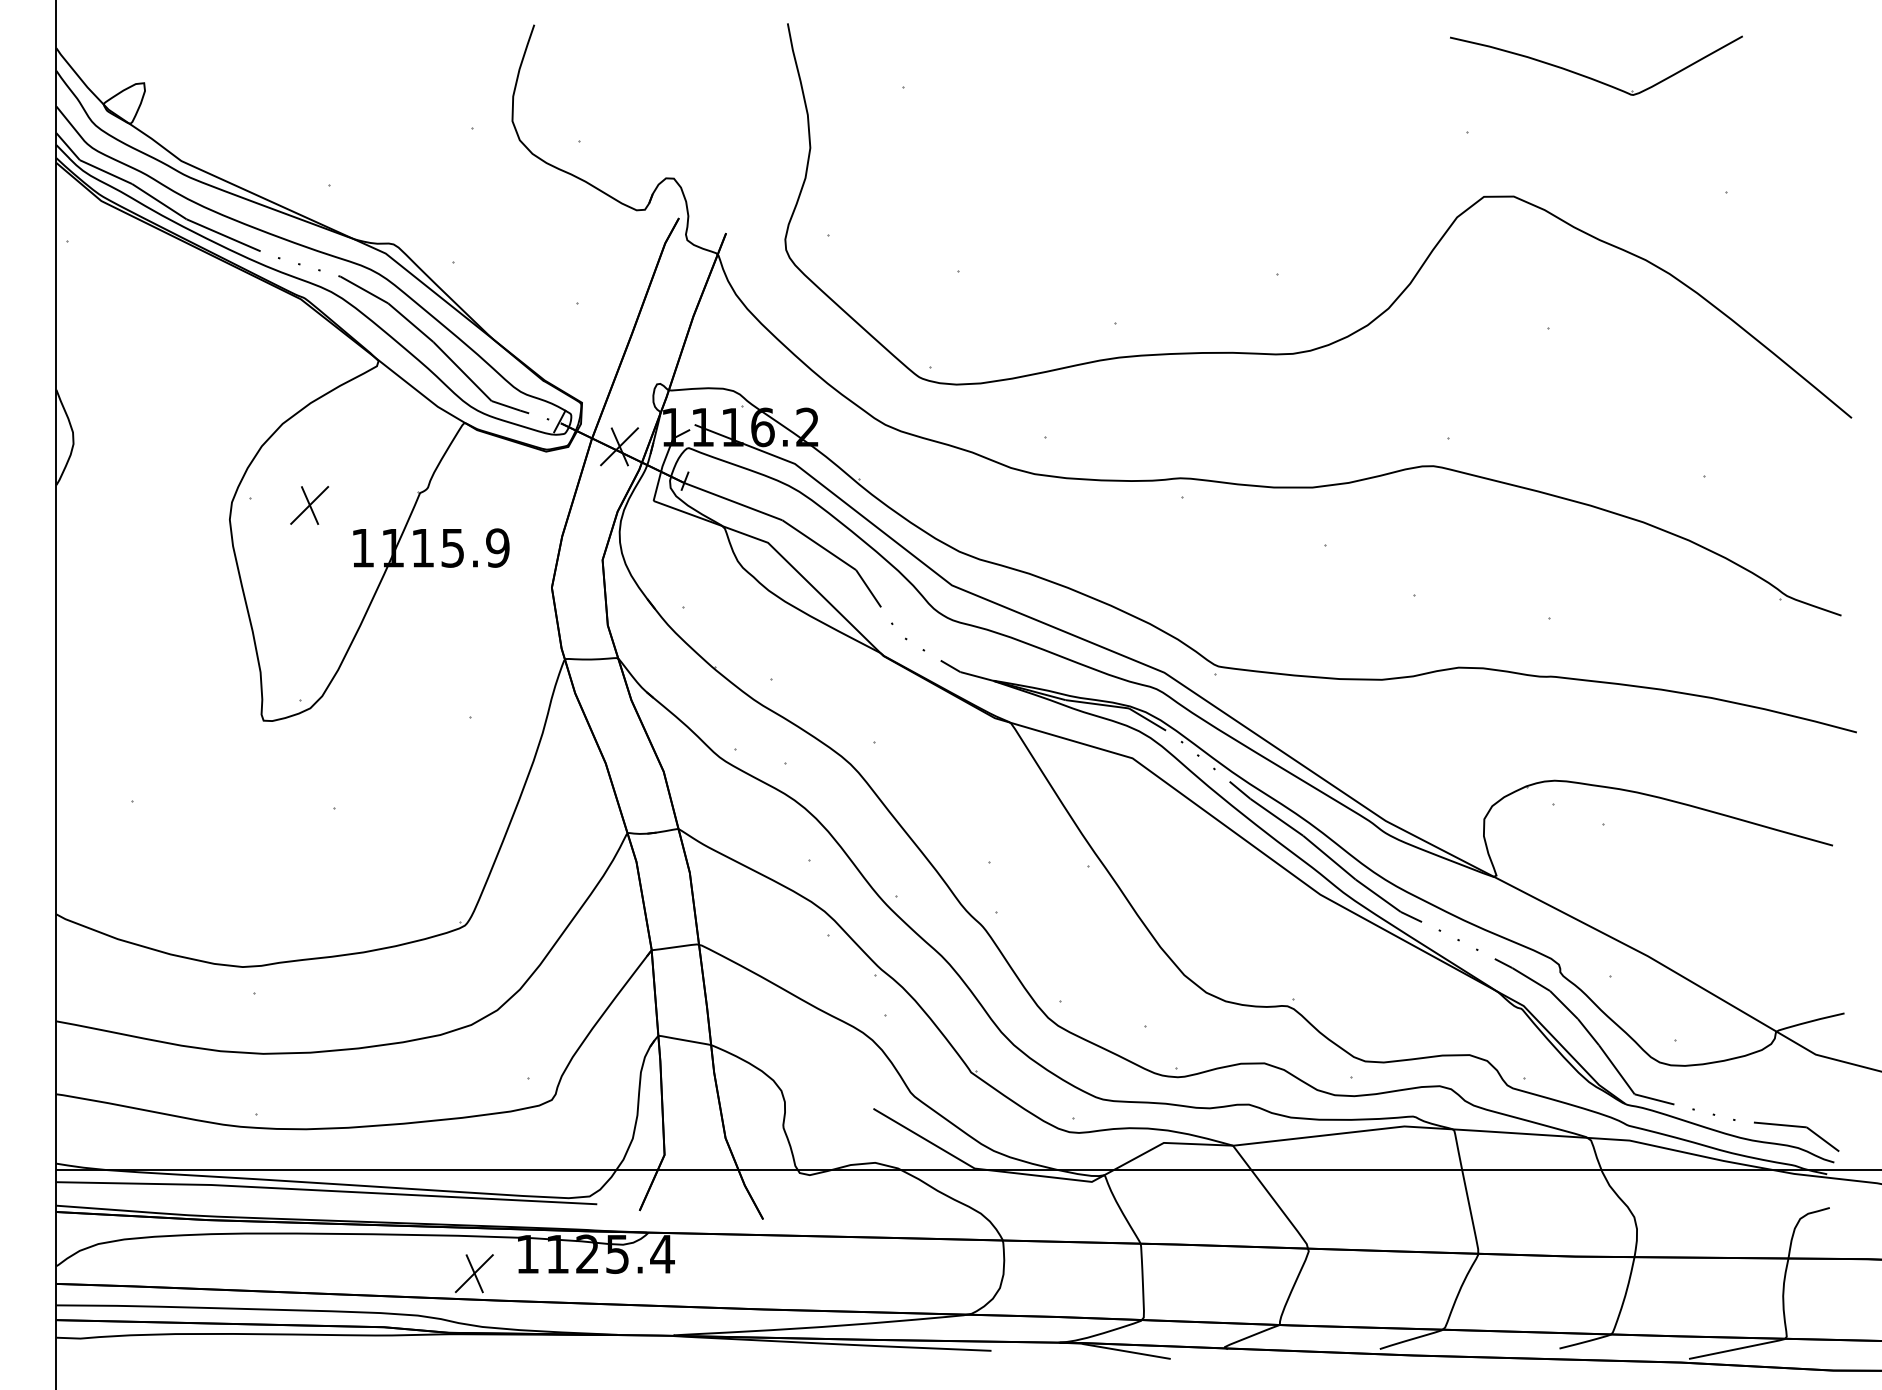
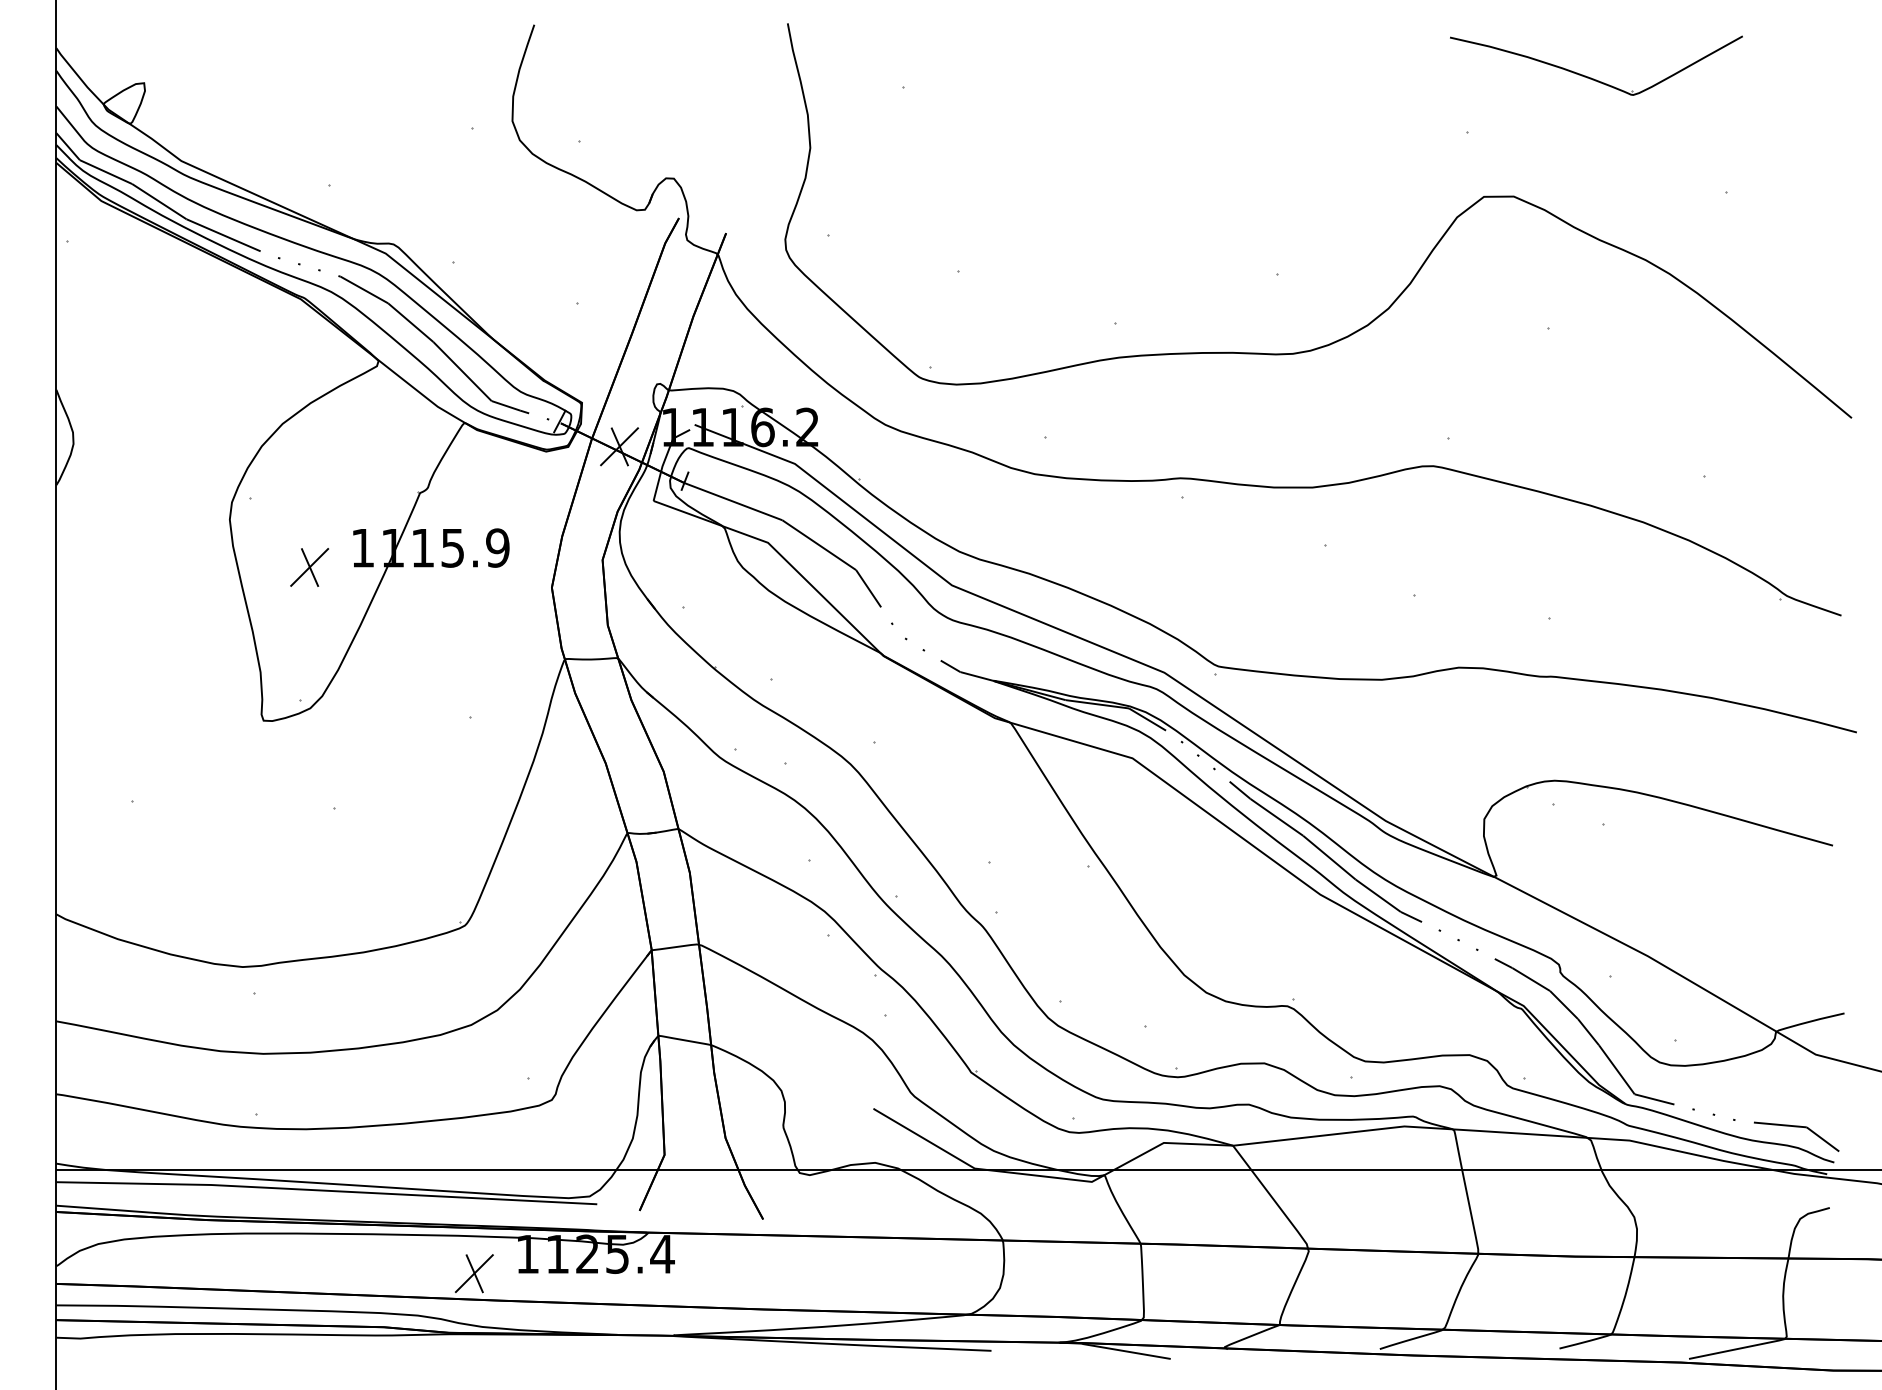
part position: (309, 505) -> (309, 567) (309, 567)
